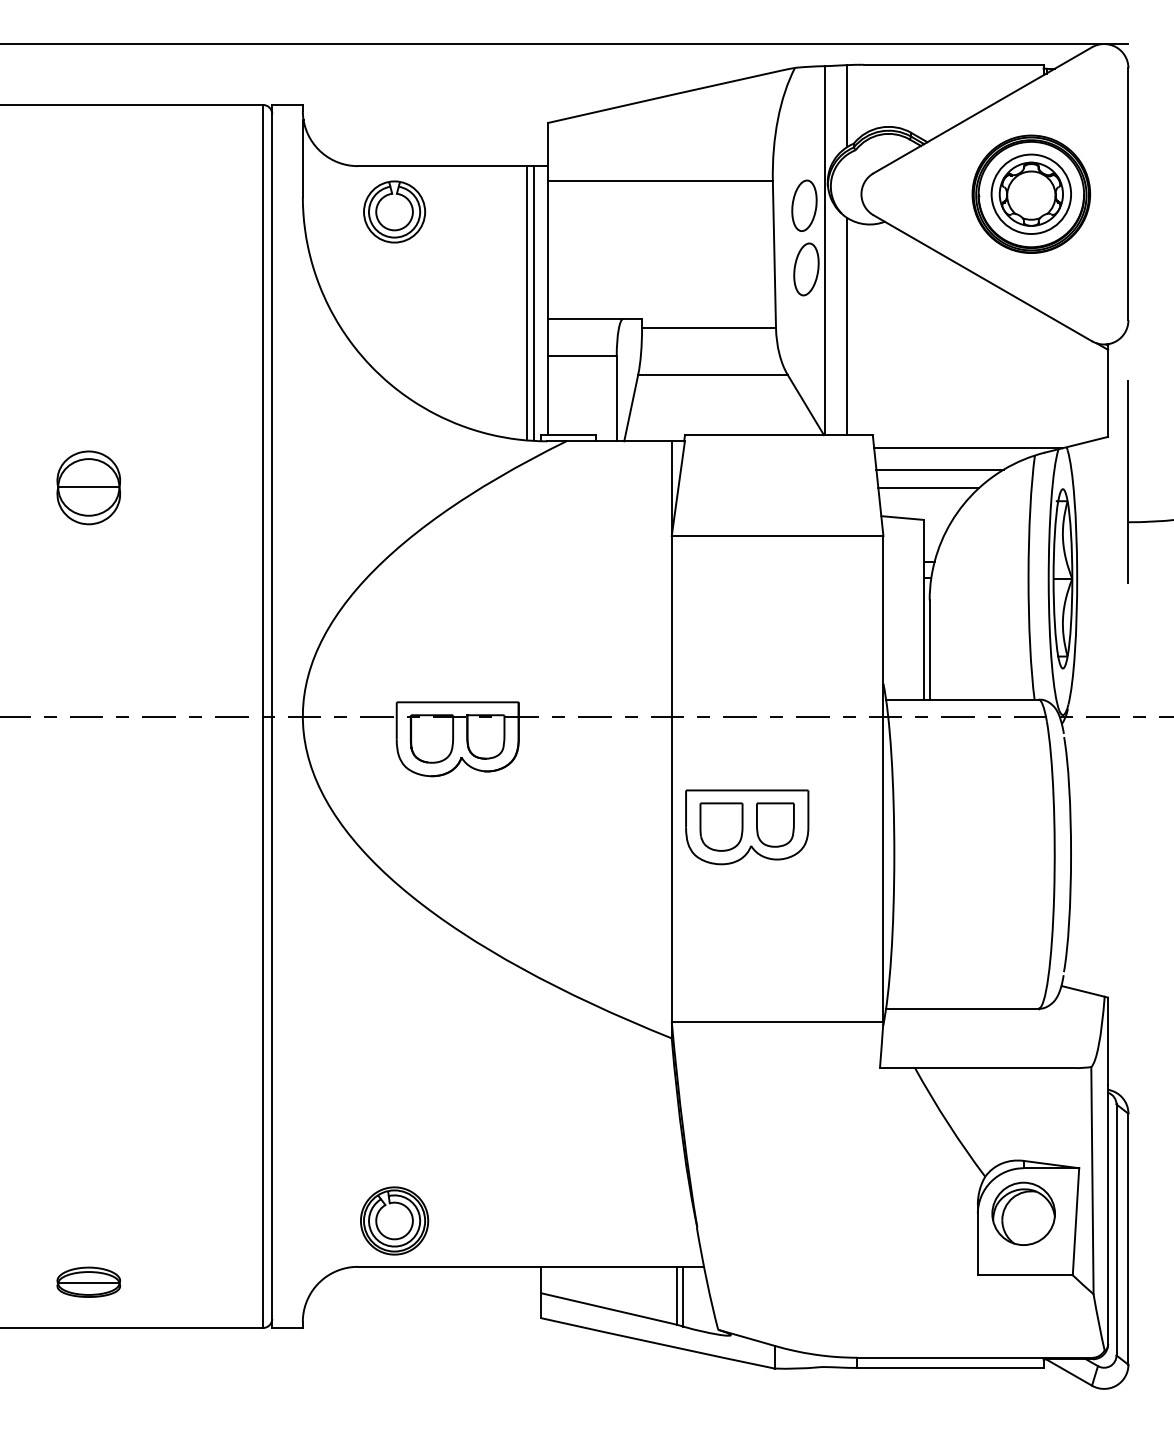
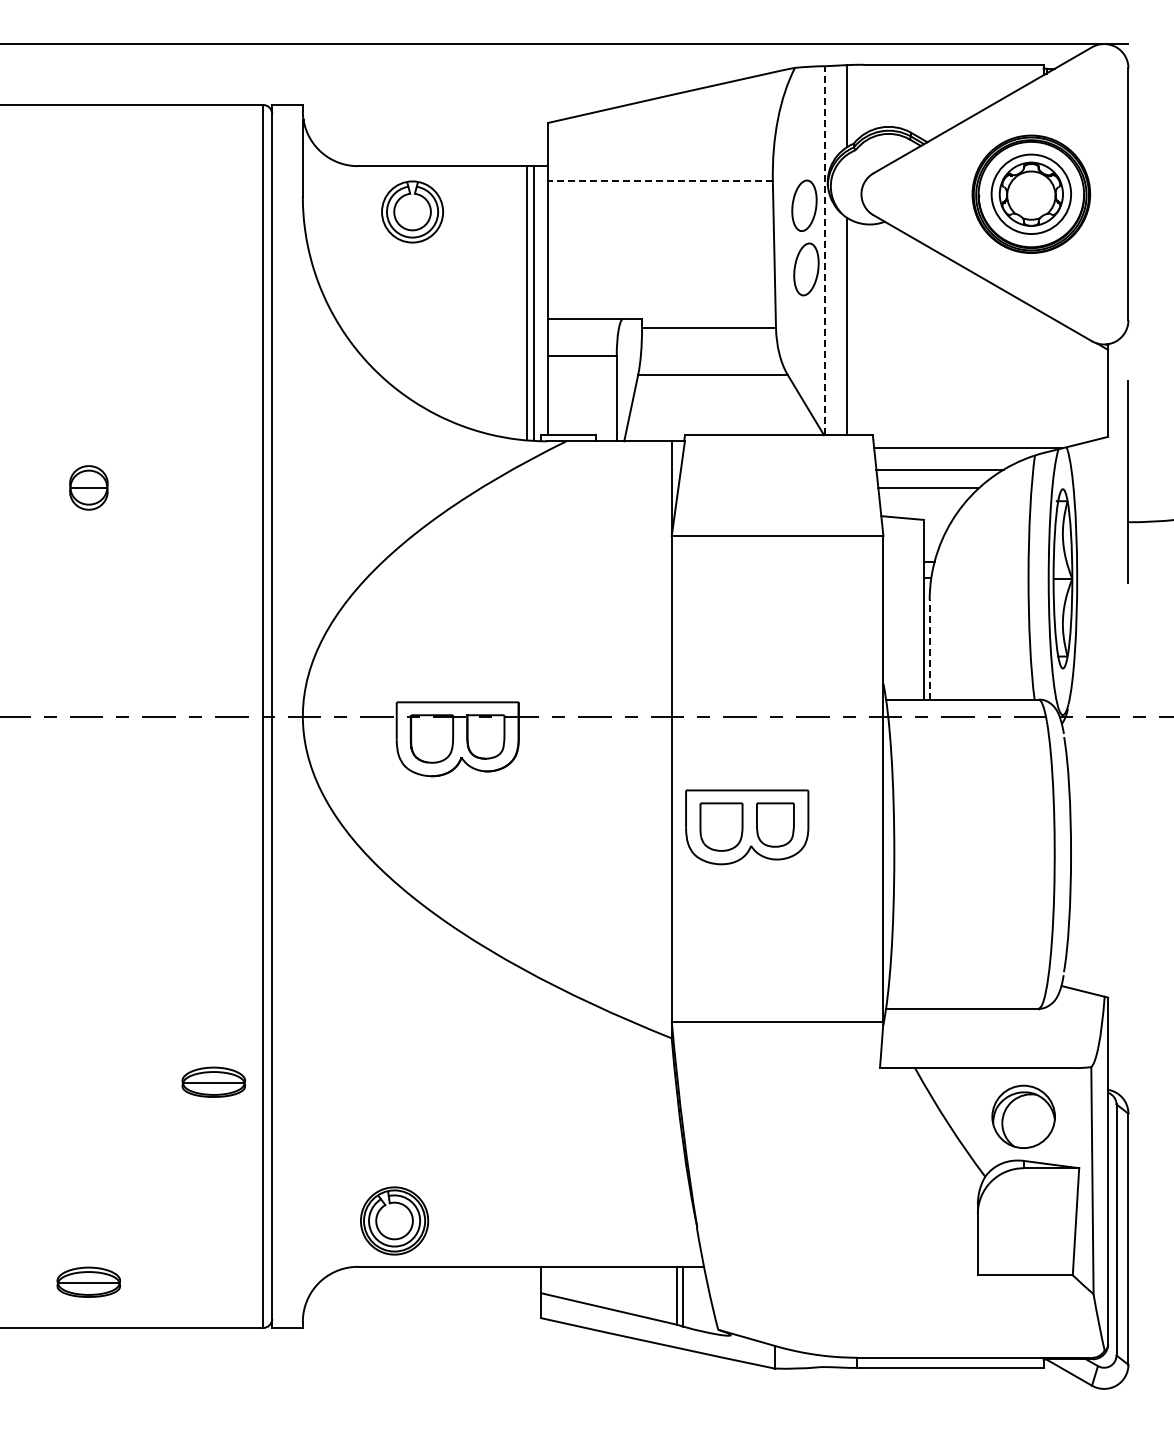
line: solid -> dashed (660, 181)
part position: (394, 211) -> (412, 211) (412, 211)
line: solid -> dashed (825, 250)
part size: 66x76 px -> 40x46 px (88, 487)
line: solid -> dashed (929, 649)
part: none -> present (213, 1081)
part position: (1023, 1213) -> (1023, 1116) (1023, 1116)
